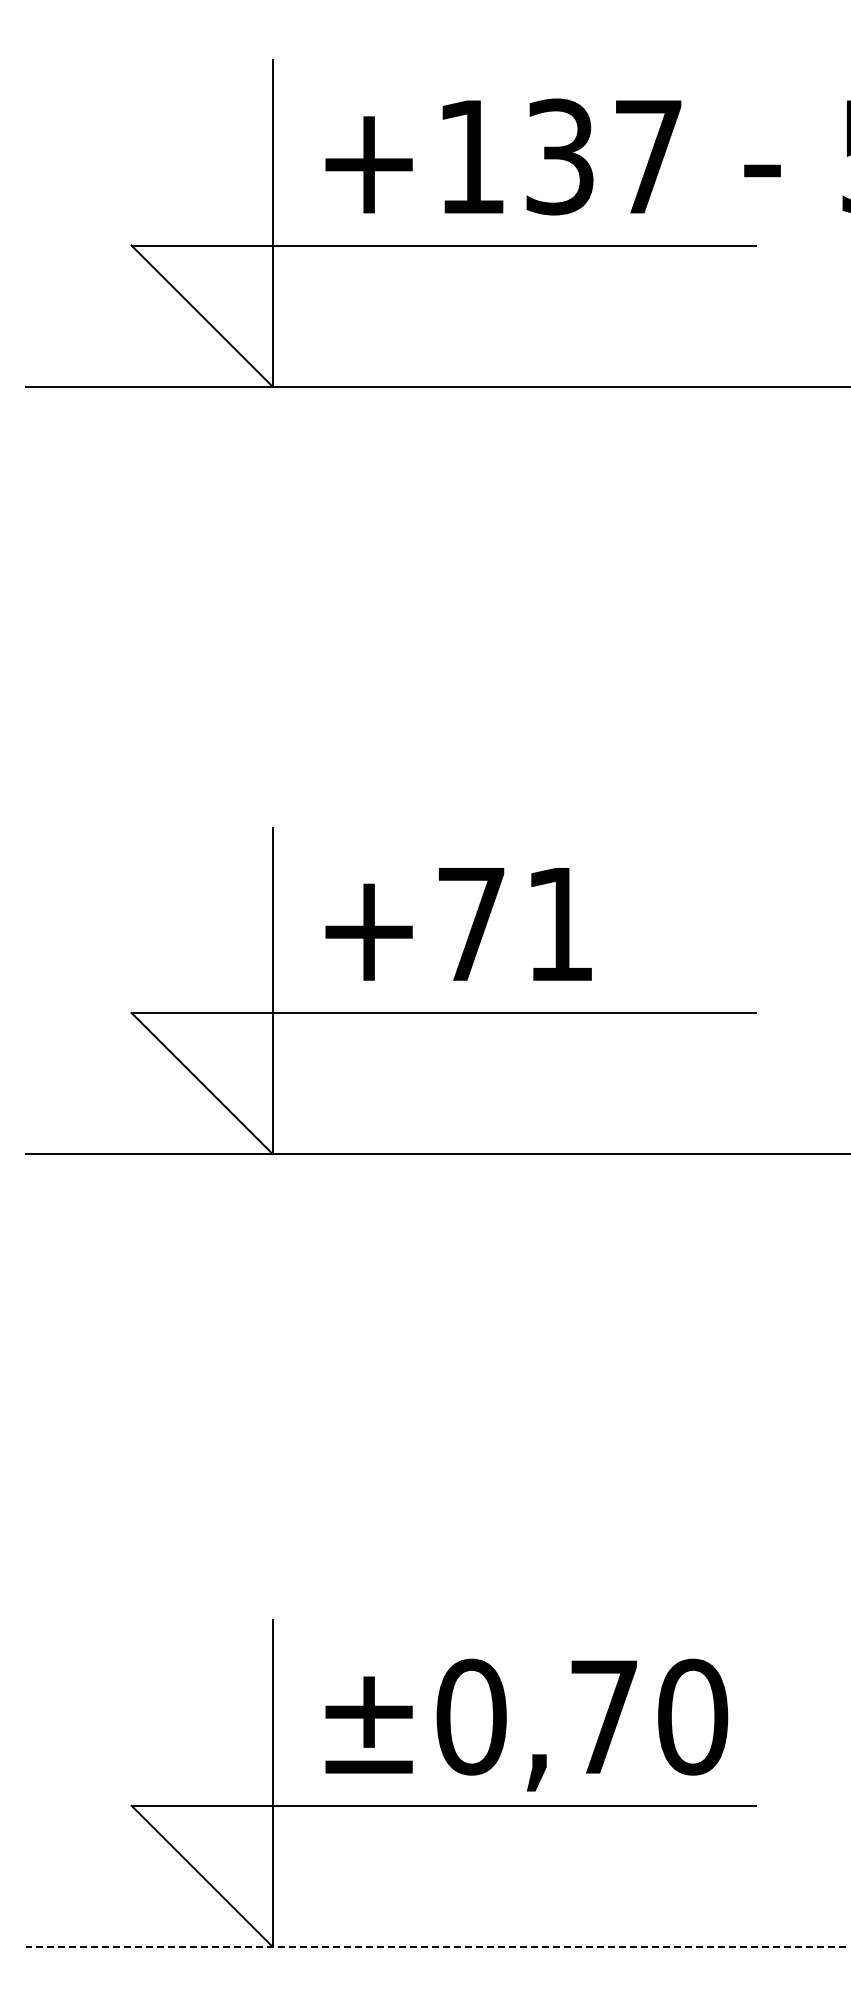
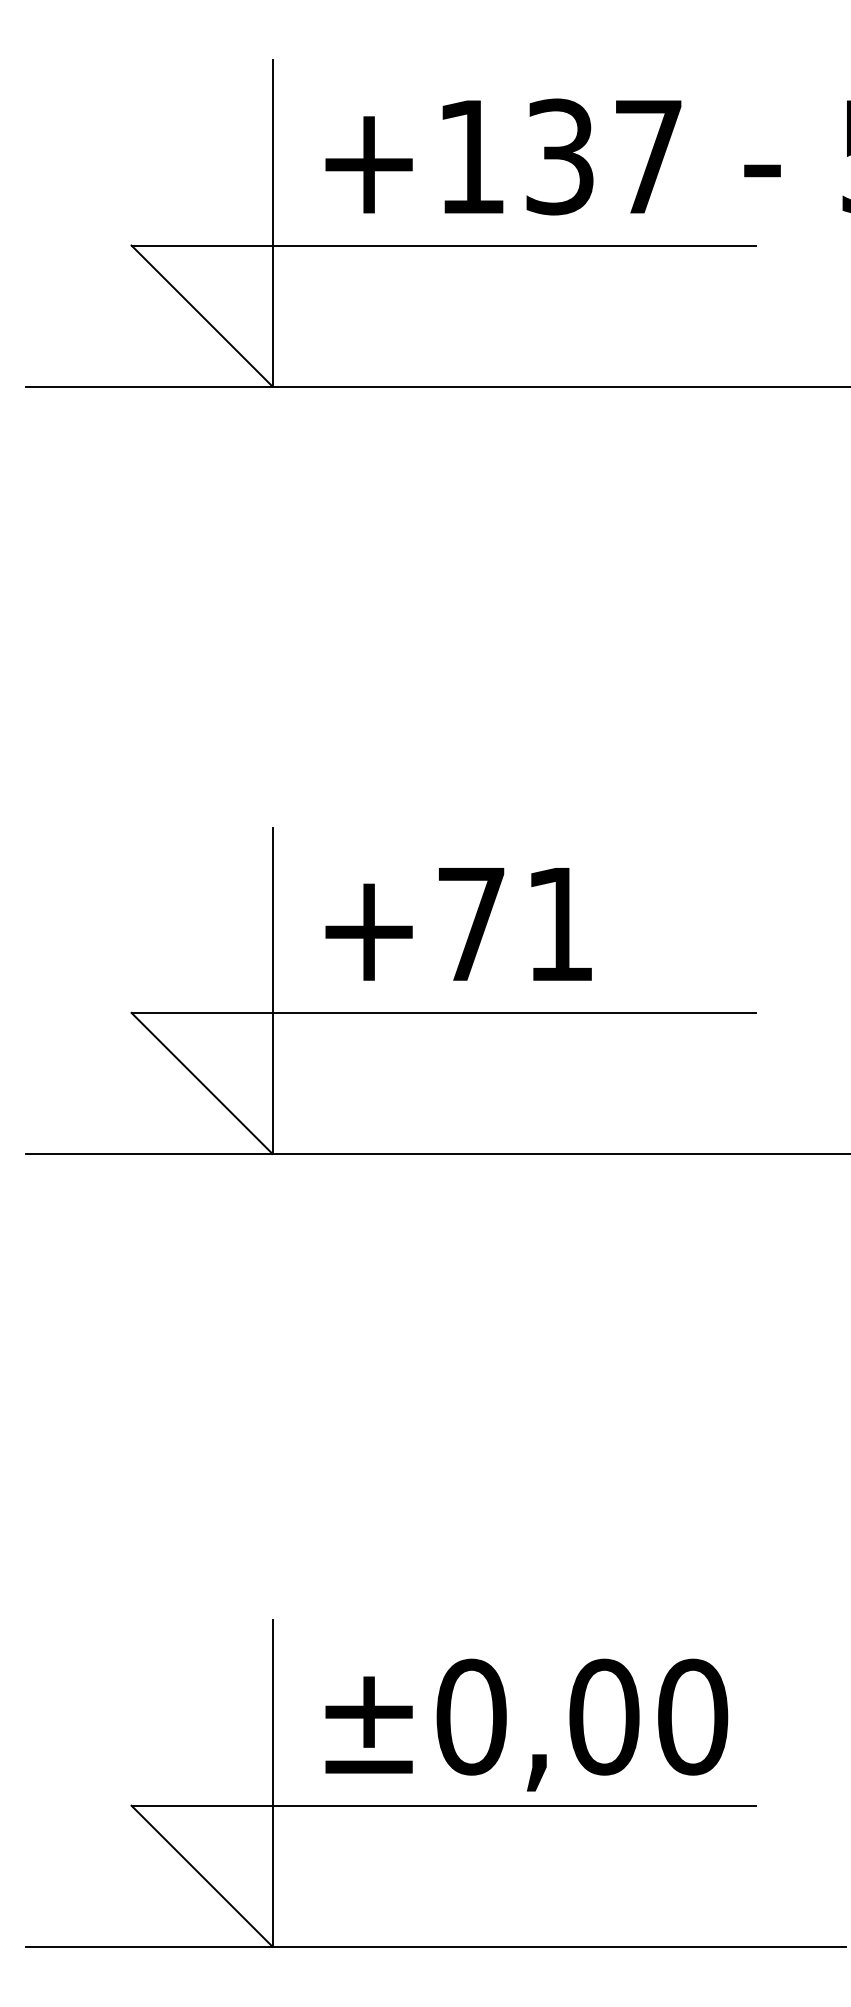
text: ±0,70 -> ±0,00 (604, 1716)
line: dashed -> solid (435, 1946)
